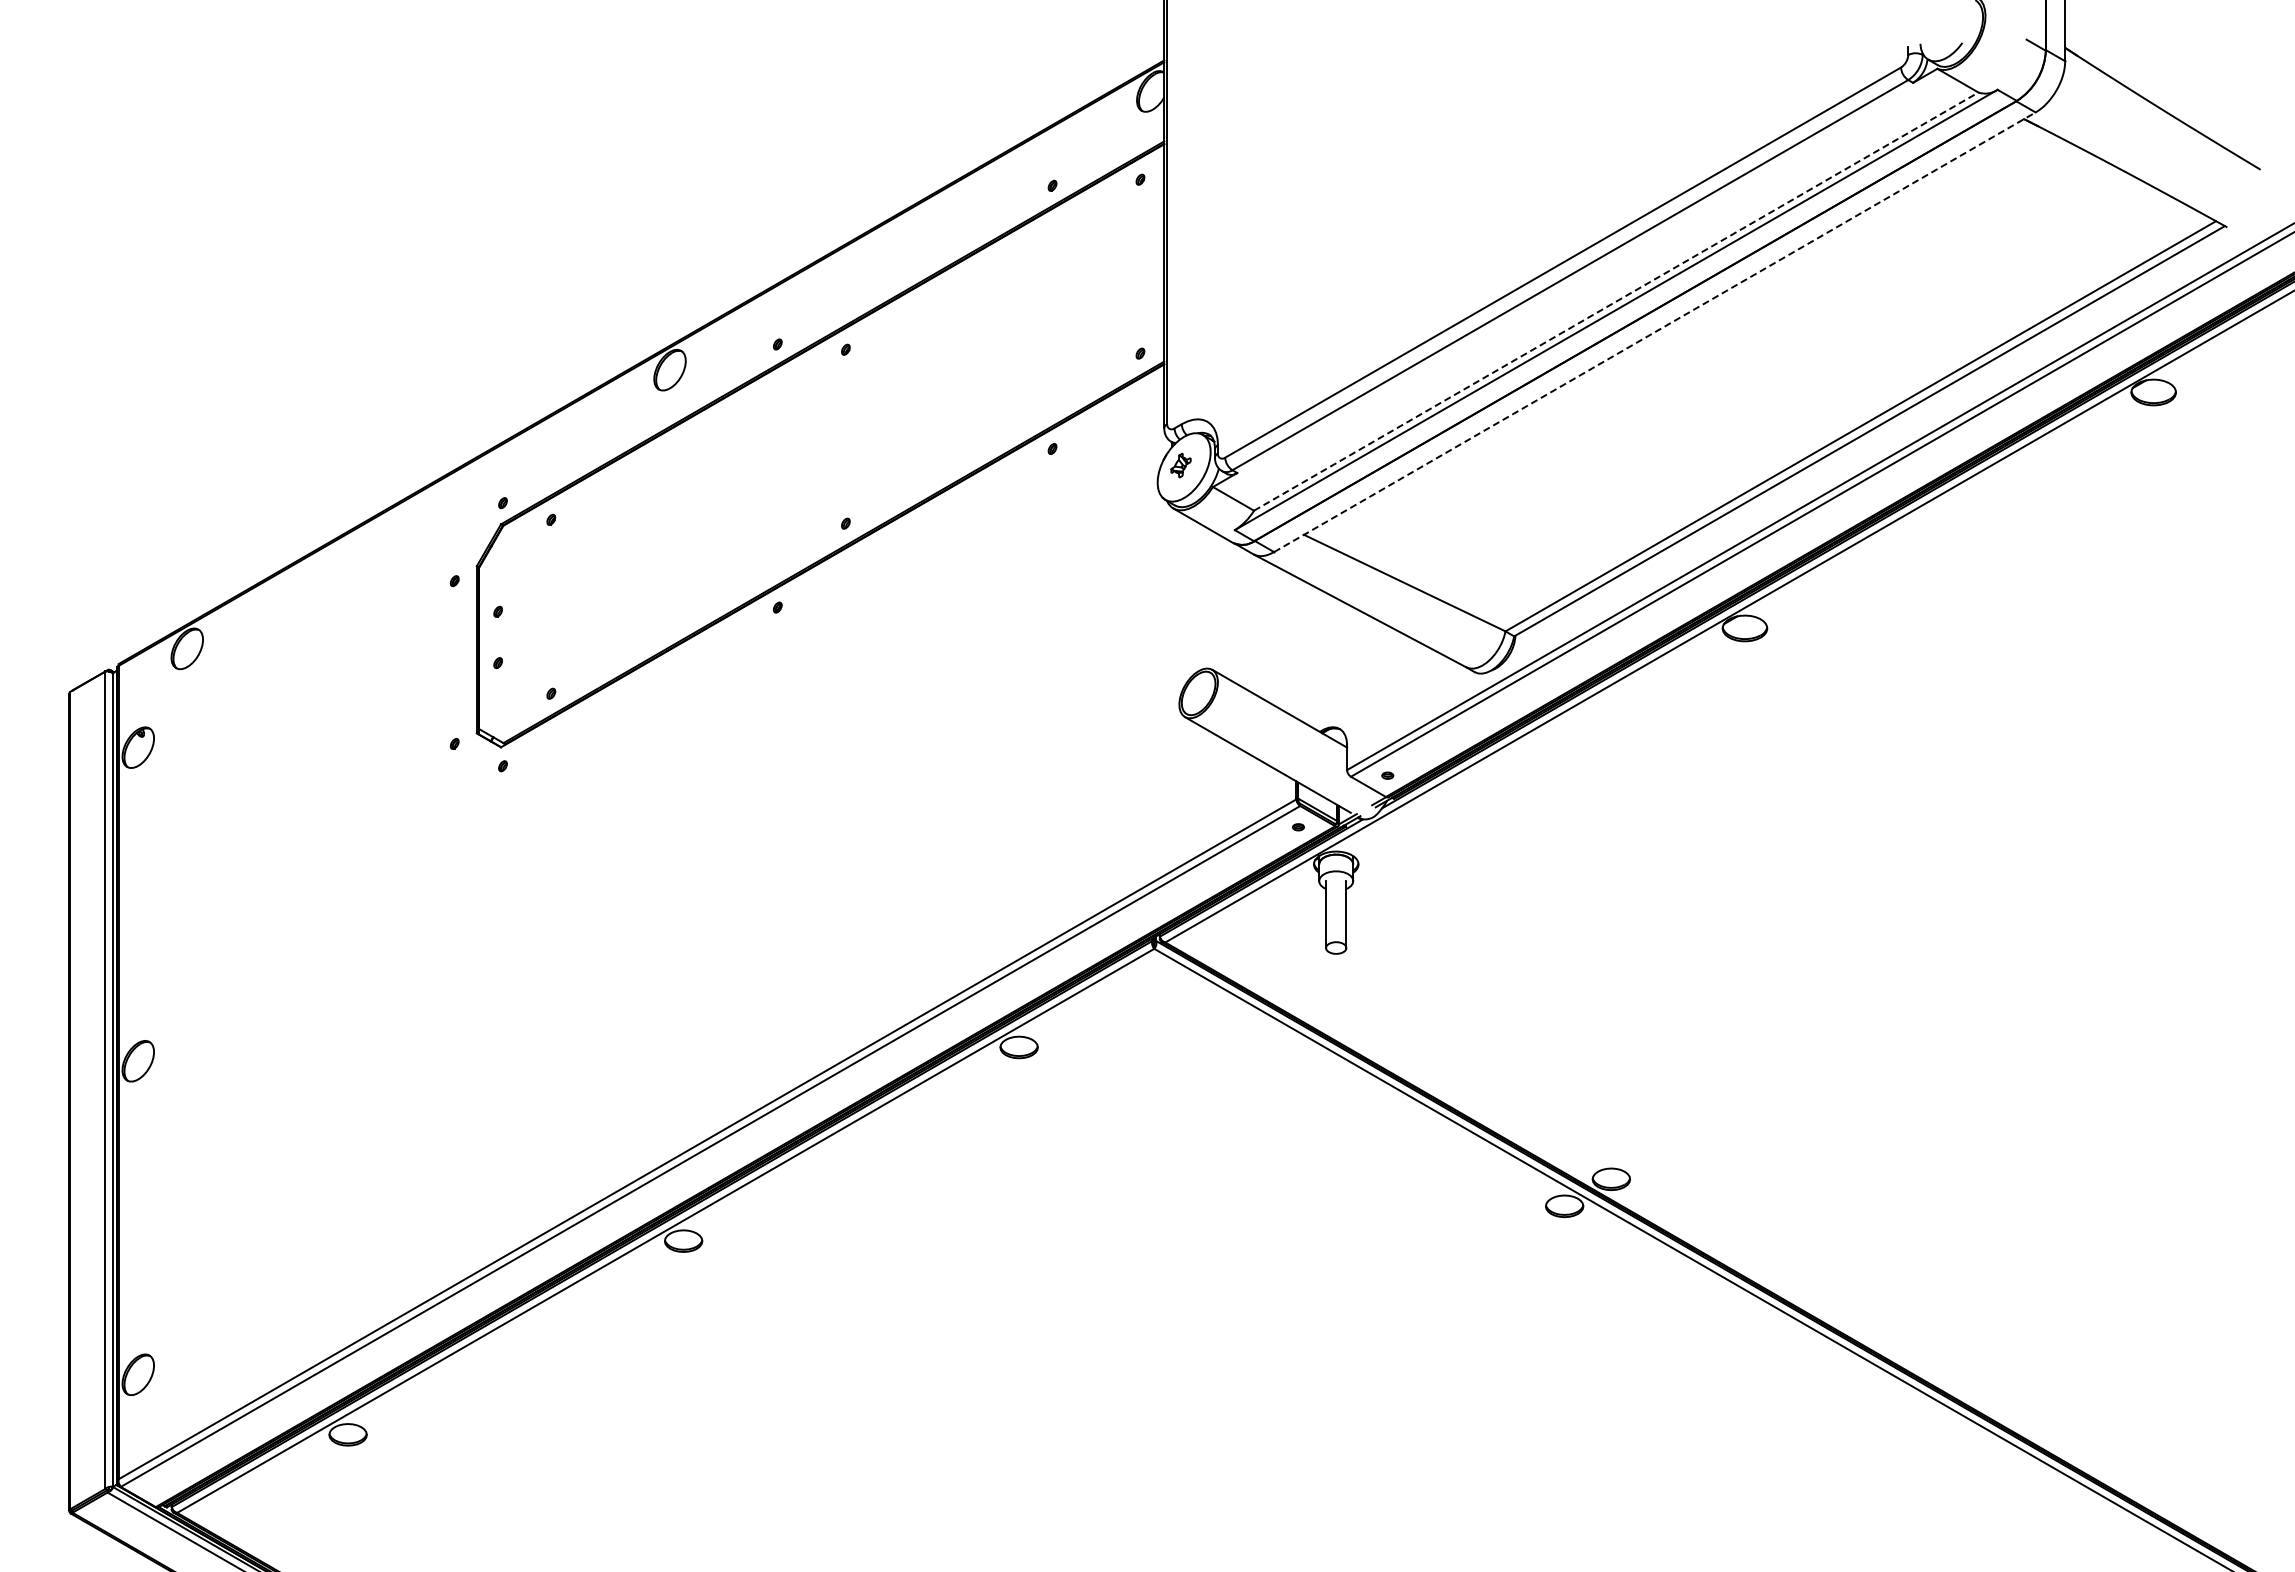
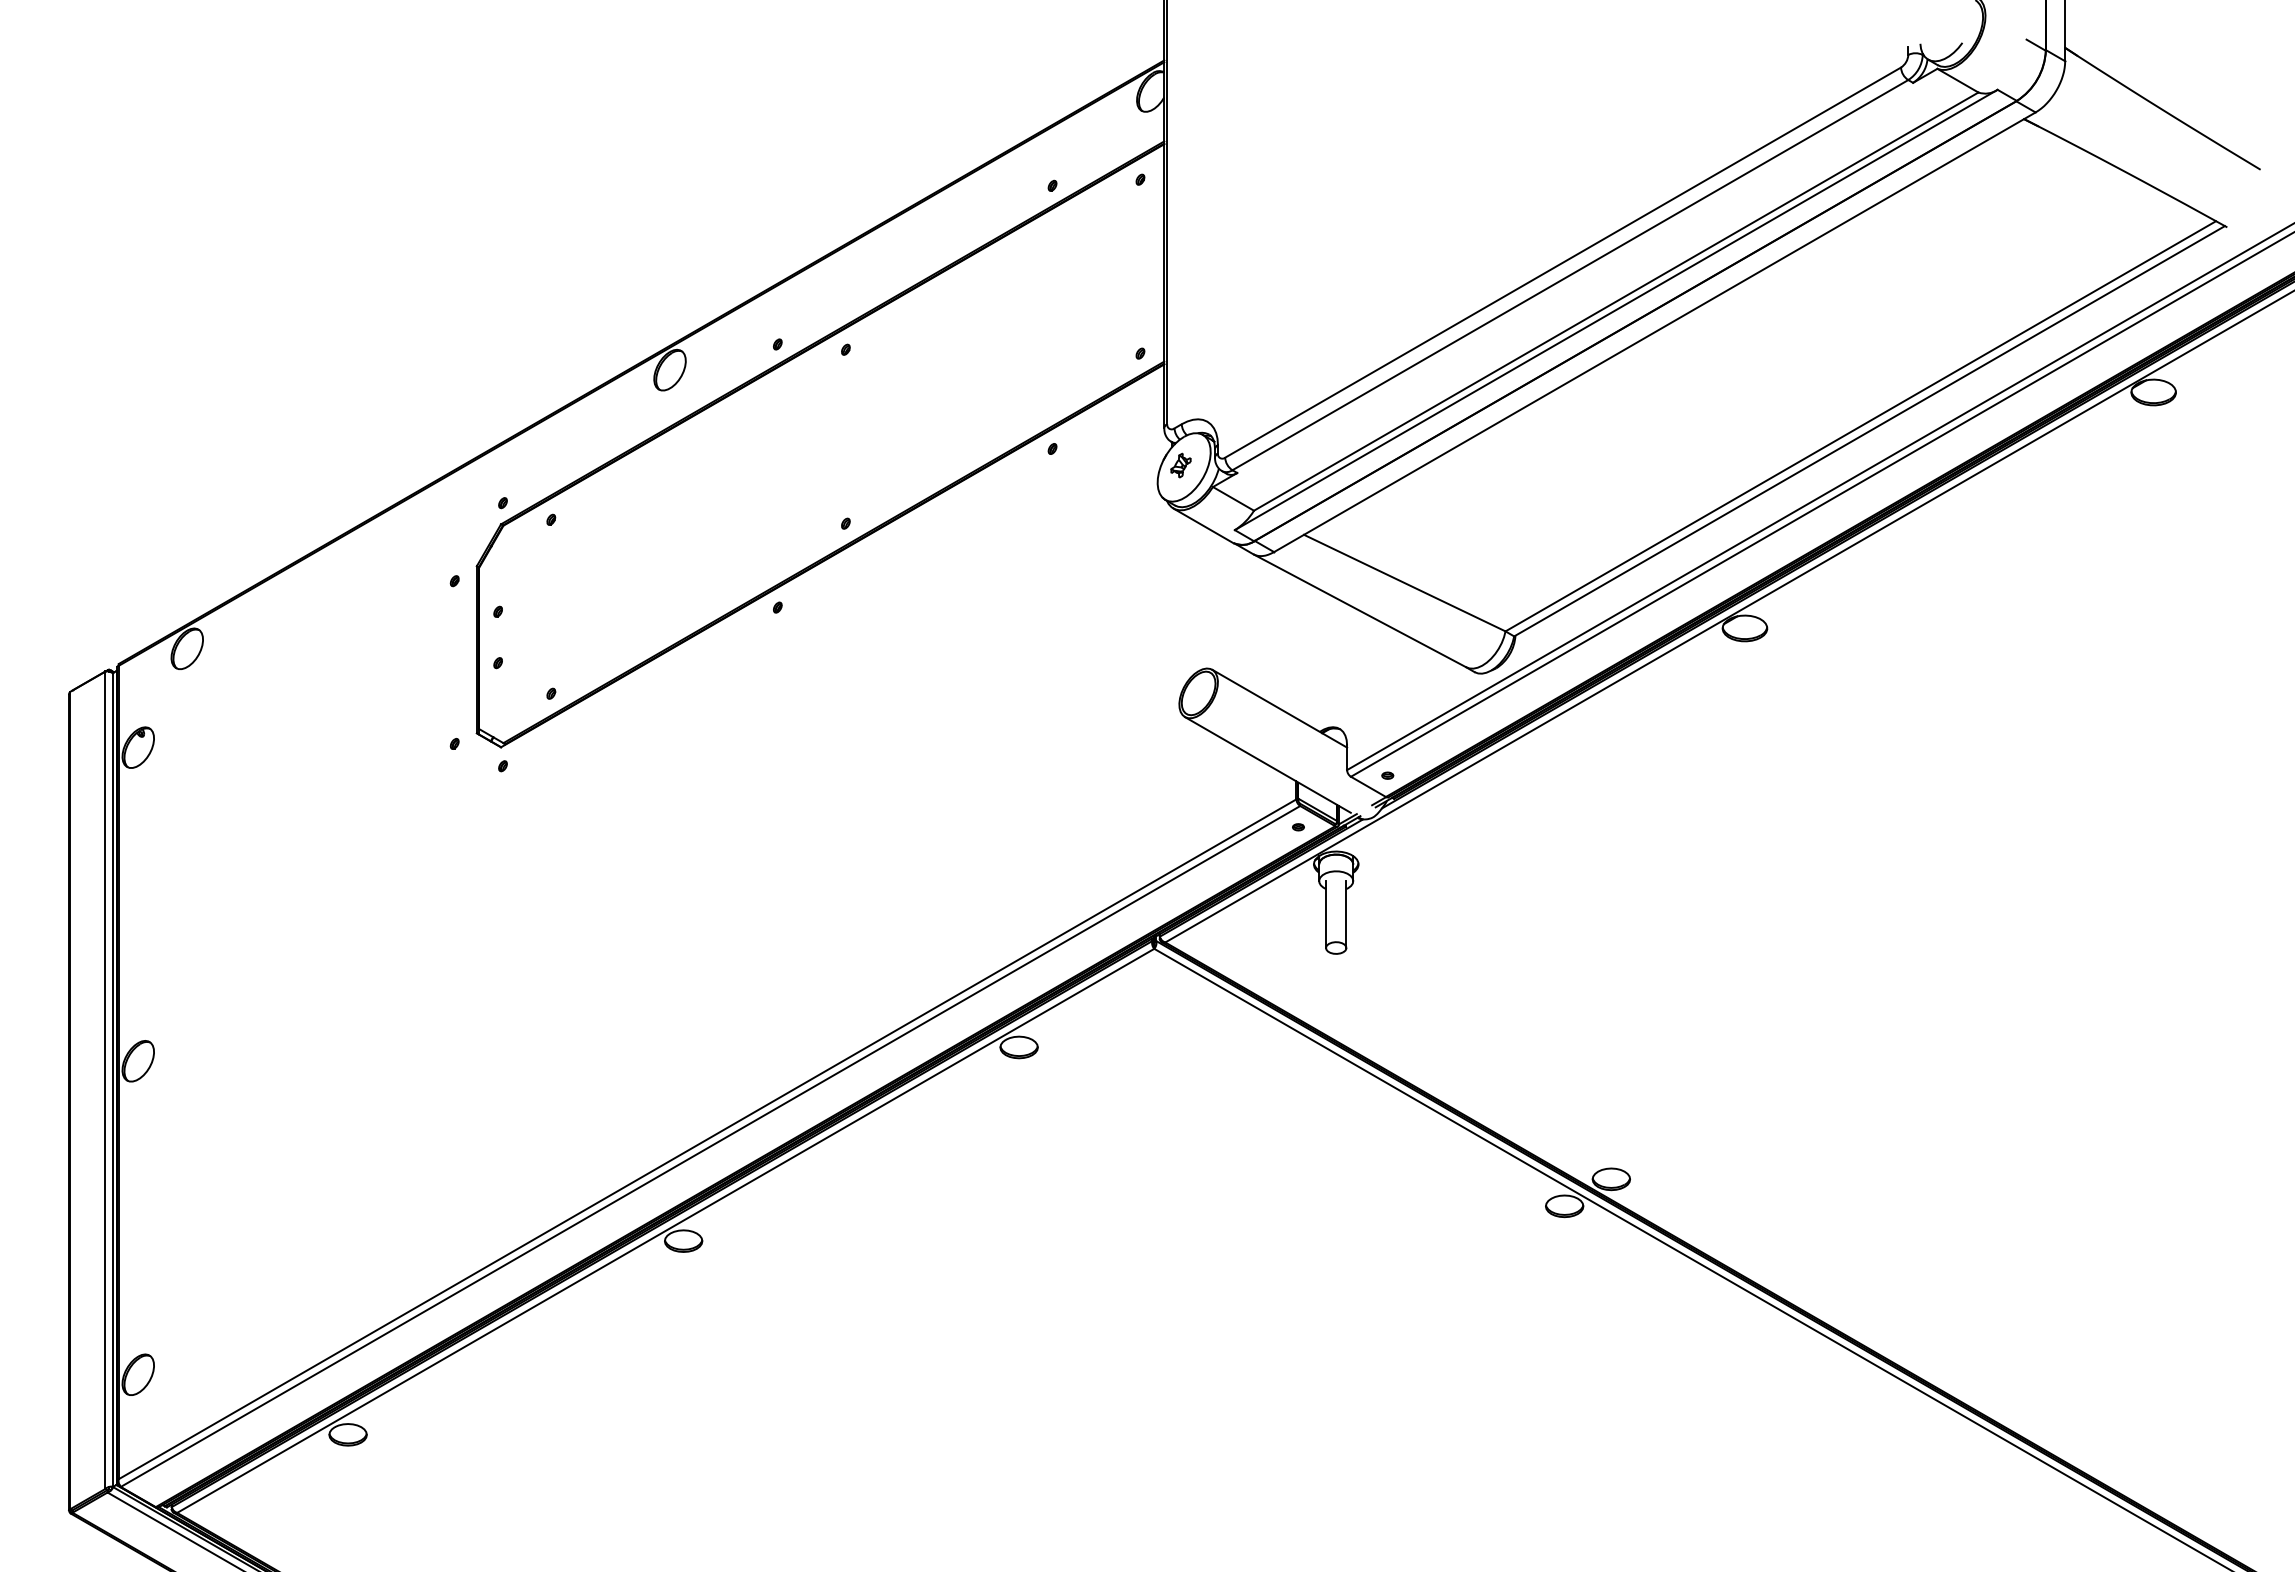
line: dashed -> solid (1616, 301)
line: dashed -> solid (1654, 332)
